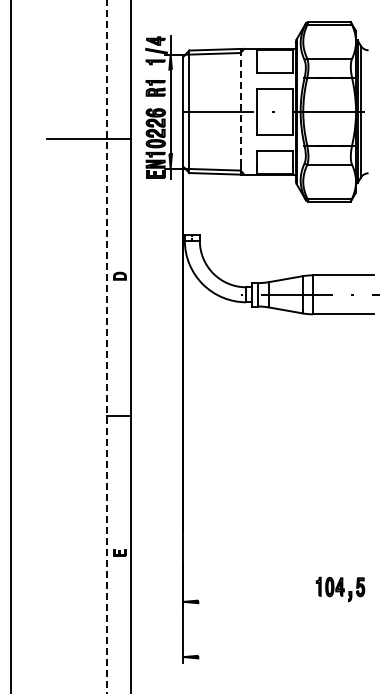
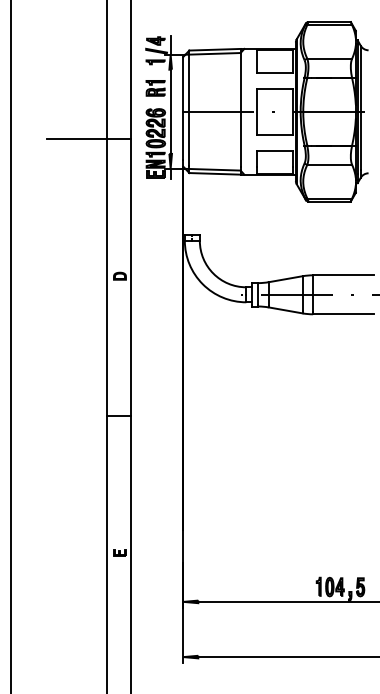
line: dashed -> solid (240, 108)
line: dashed -> solid (107, 347)
line: none -> present (287, 601)
line: none -> present (287, 657)
